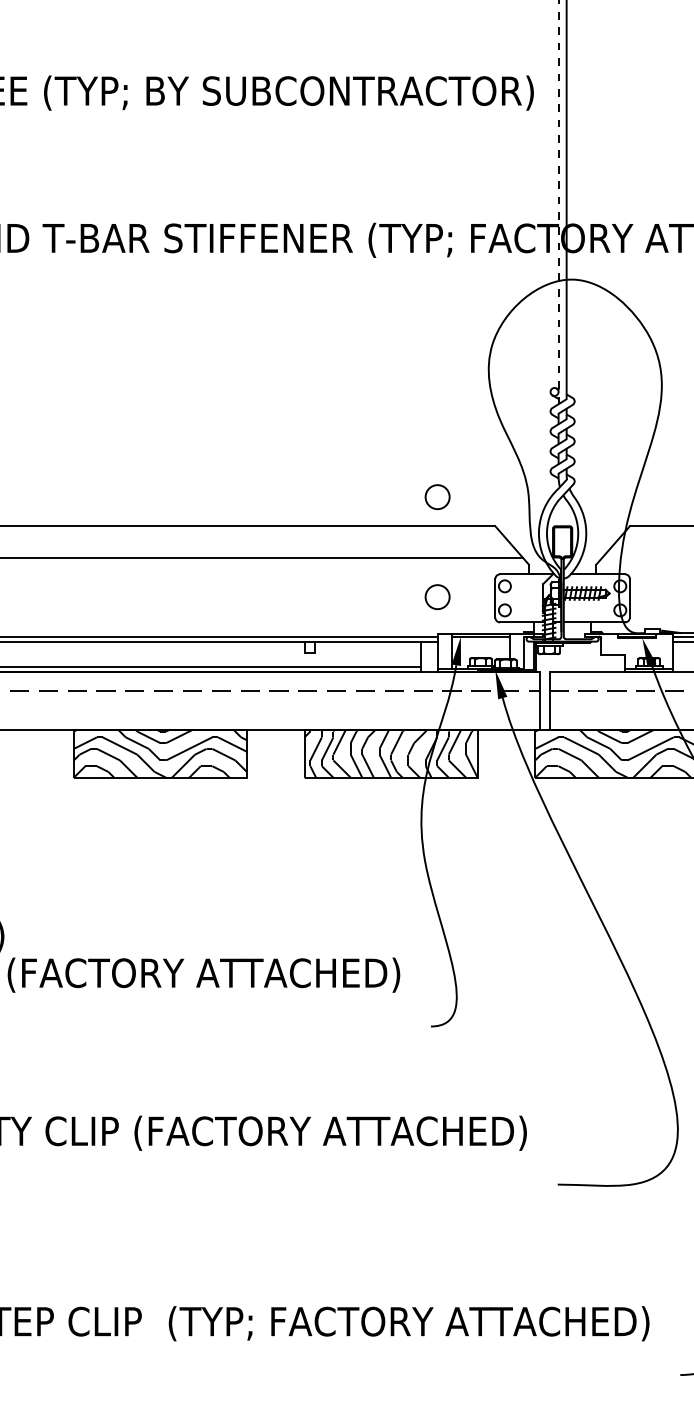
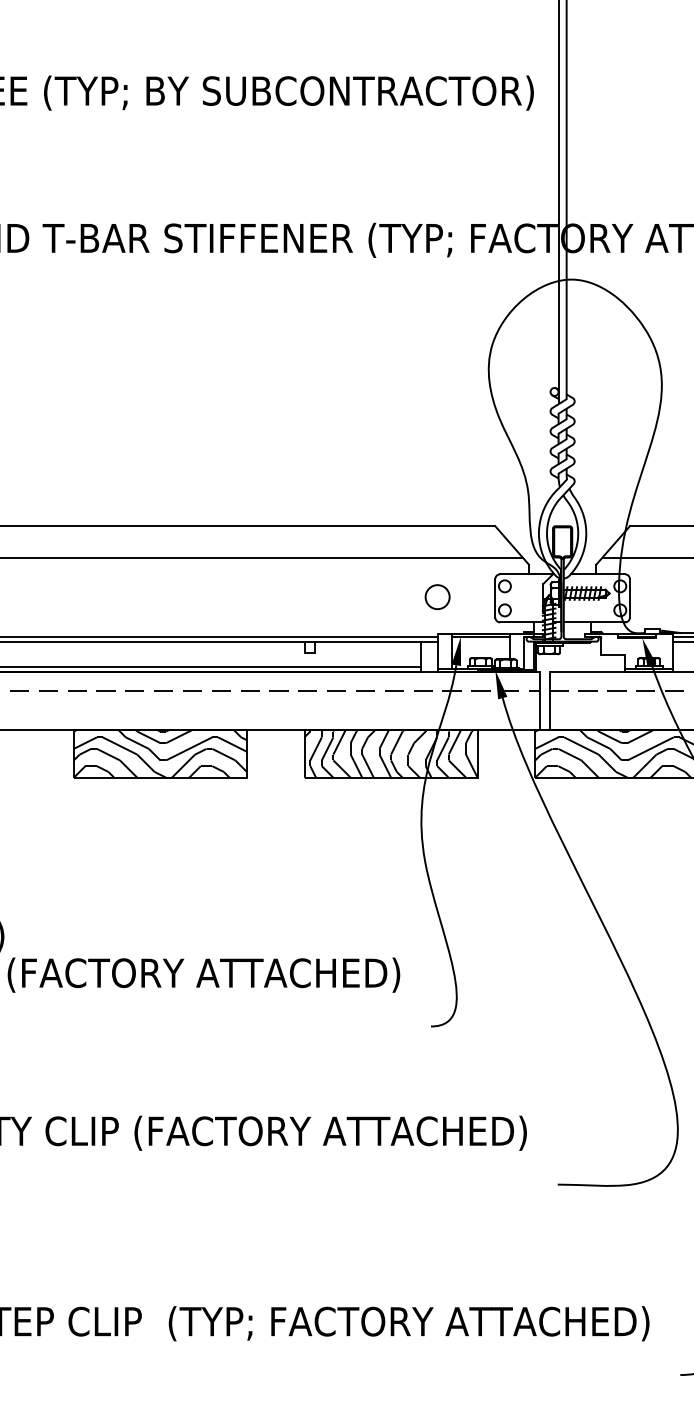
line: dashed -> solid (558, 202)
circle: present -> none (437, 497)
line: none -> present (646, 557)
